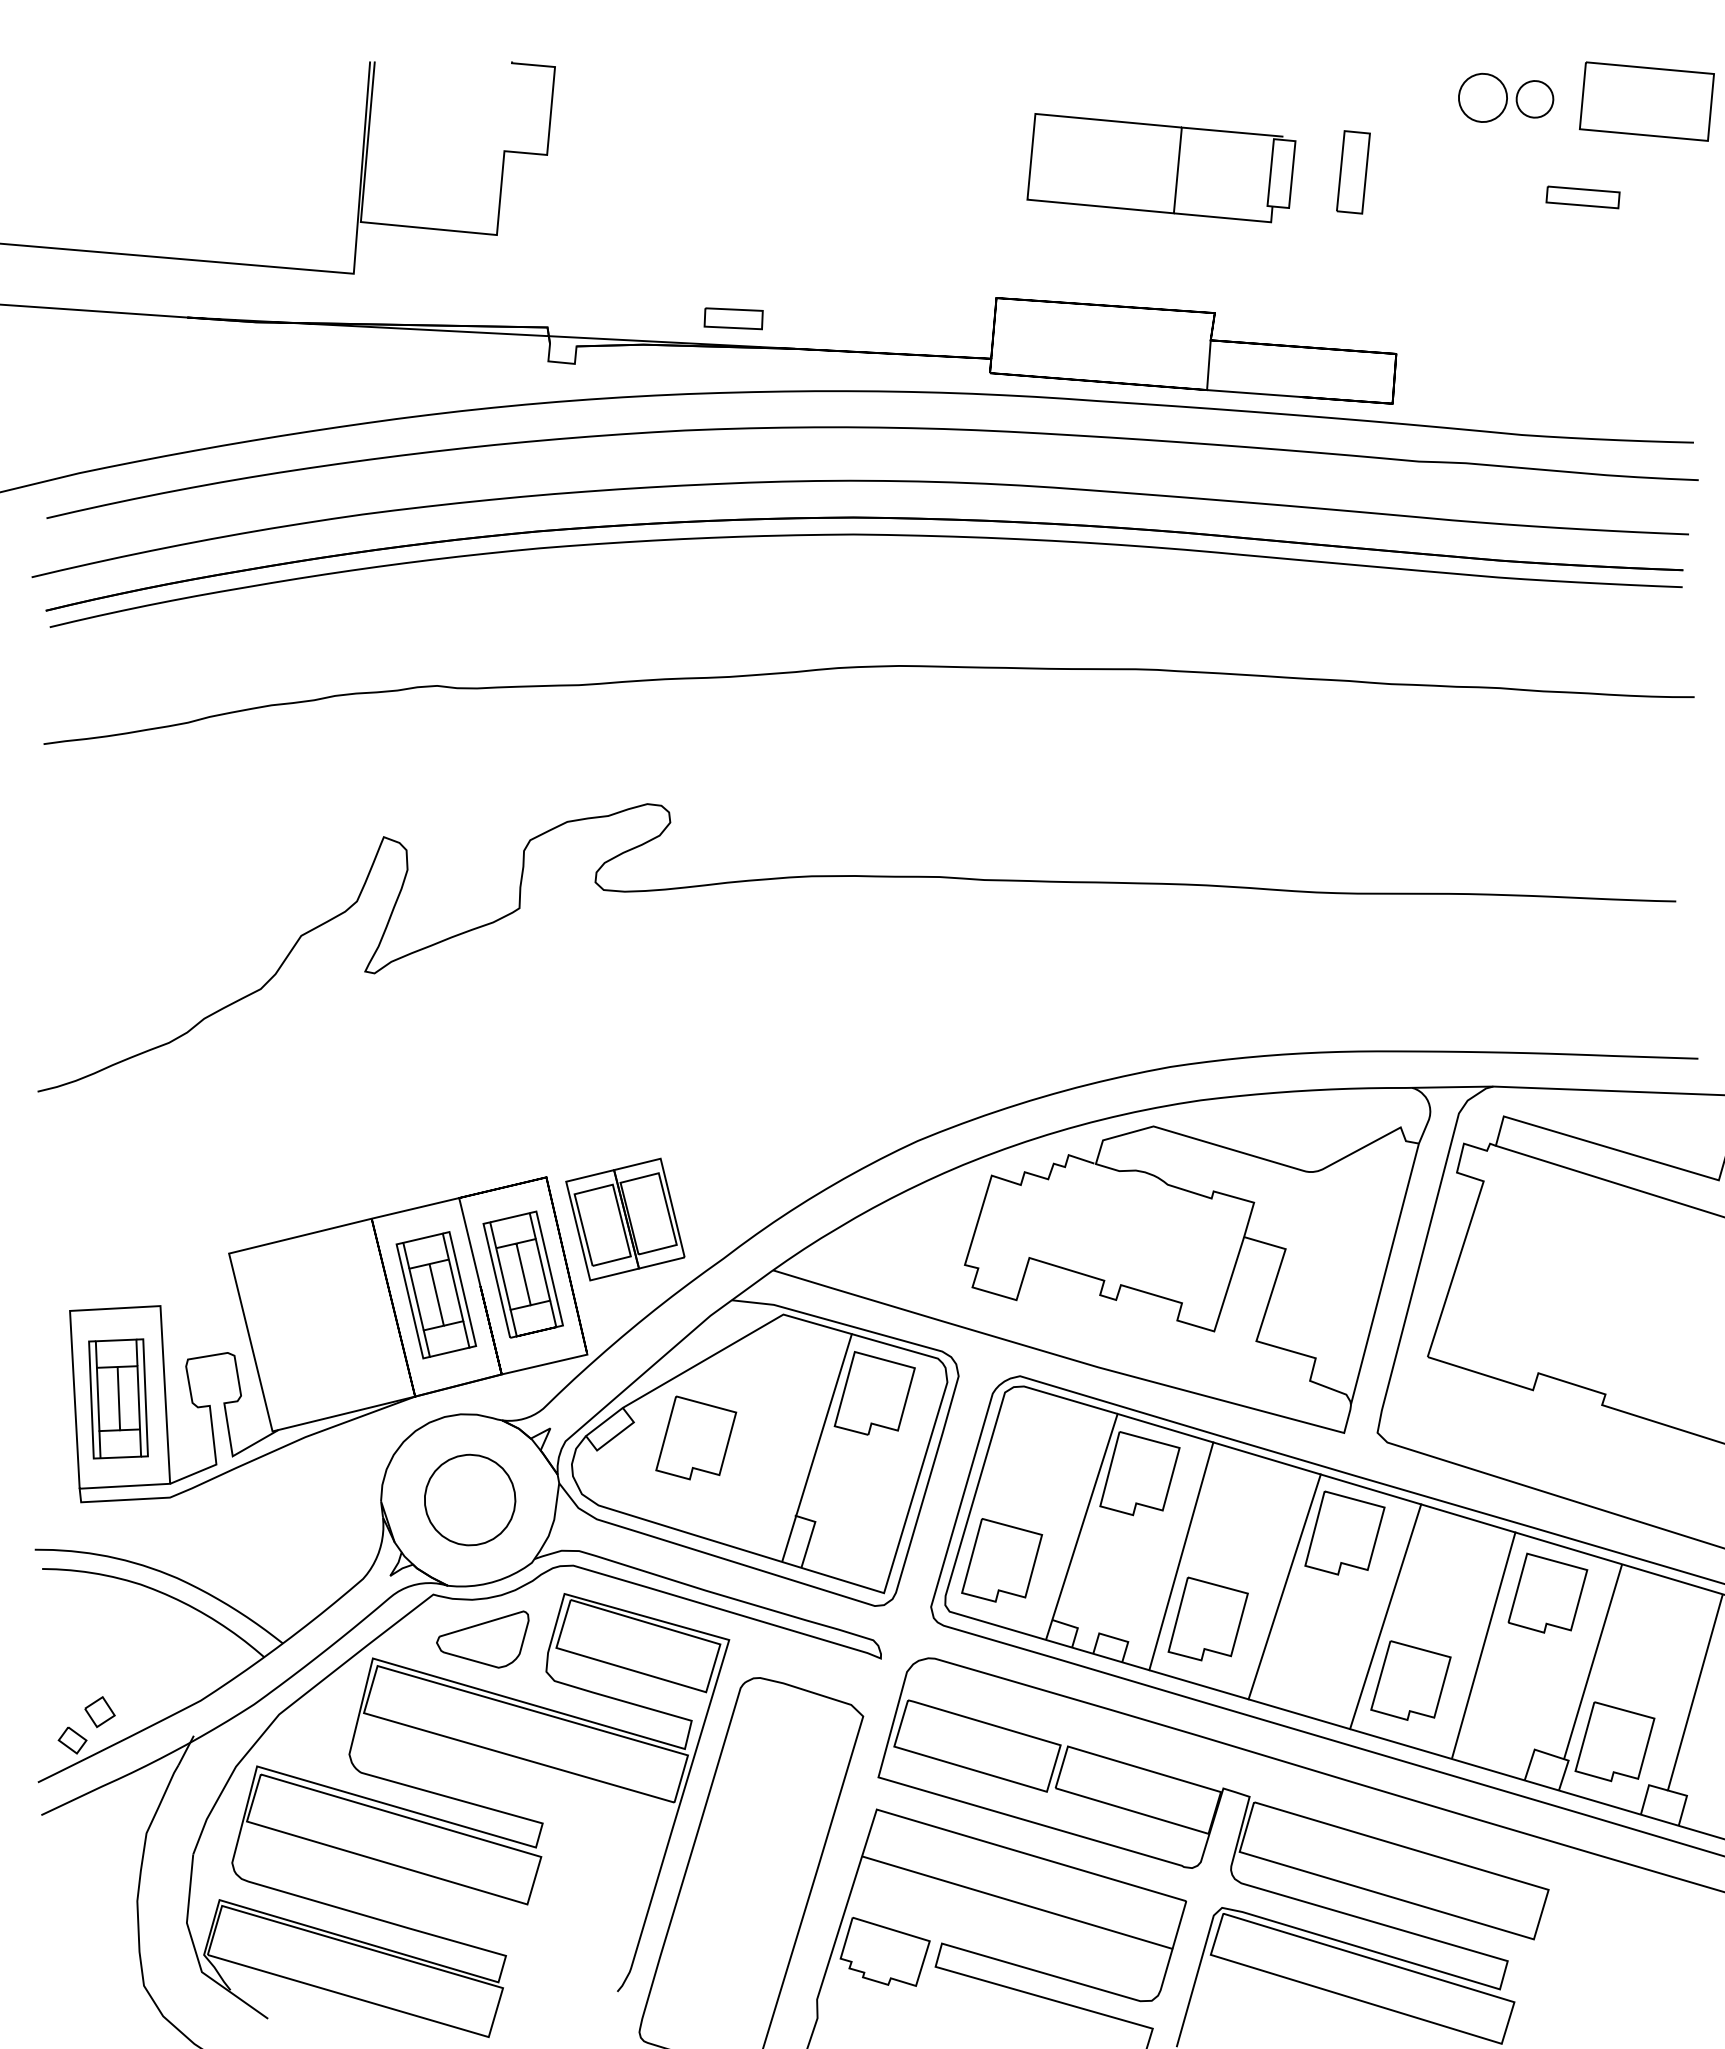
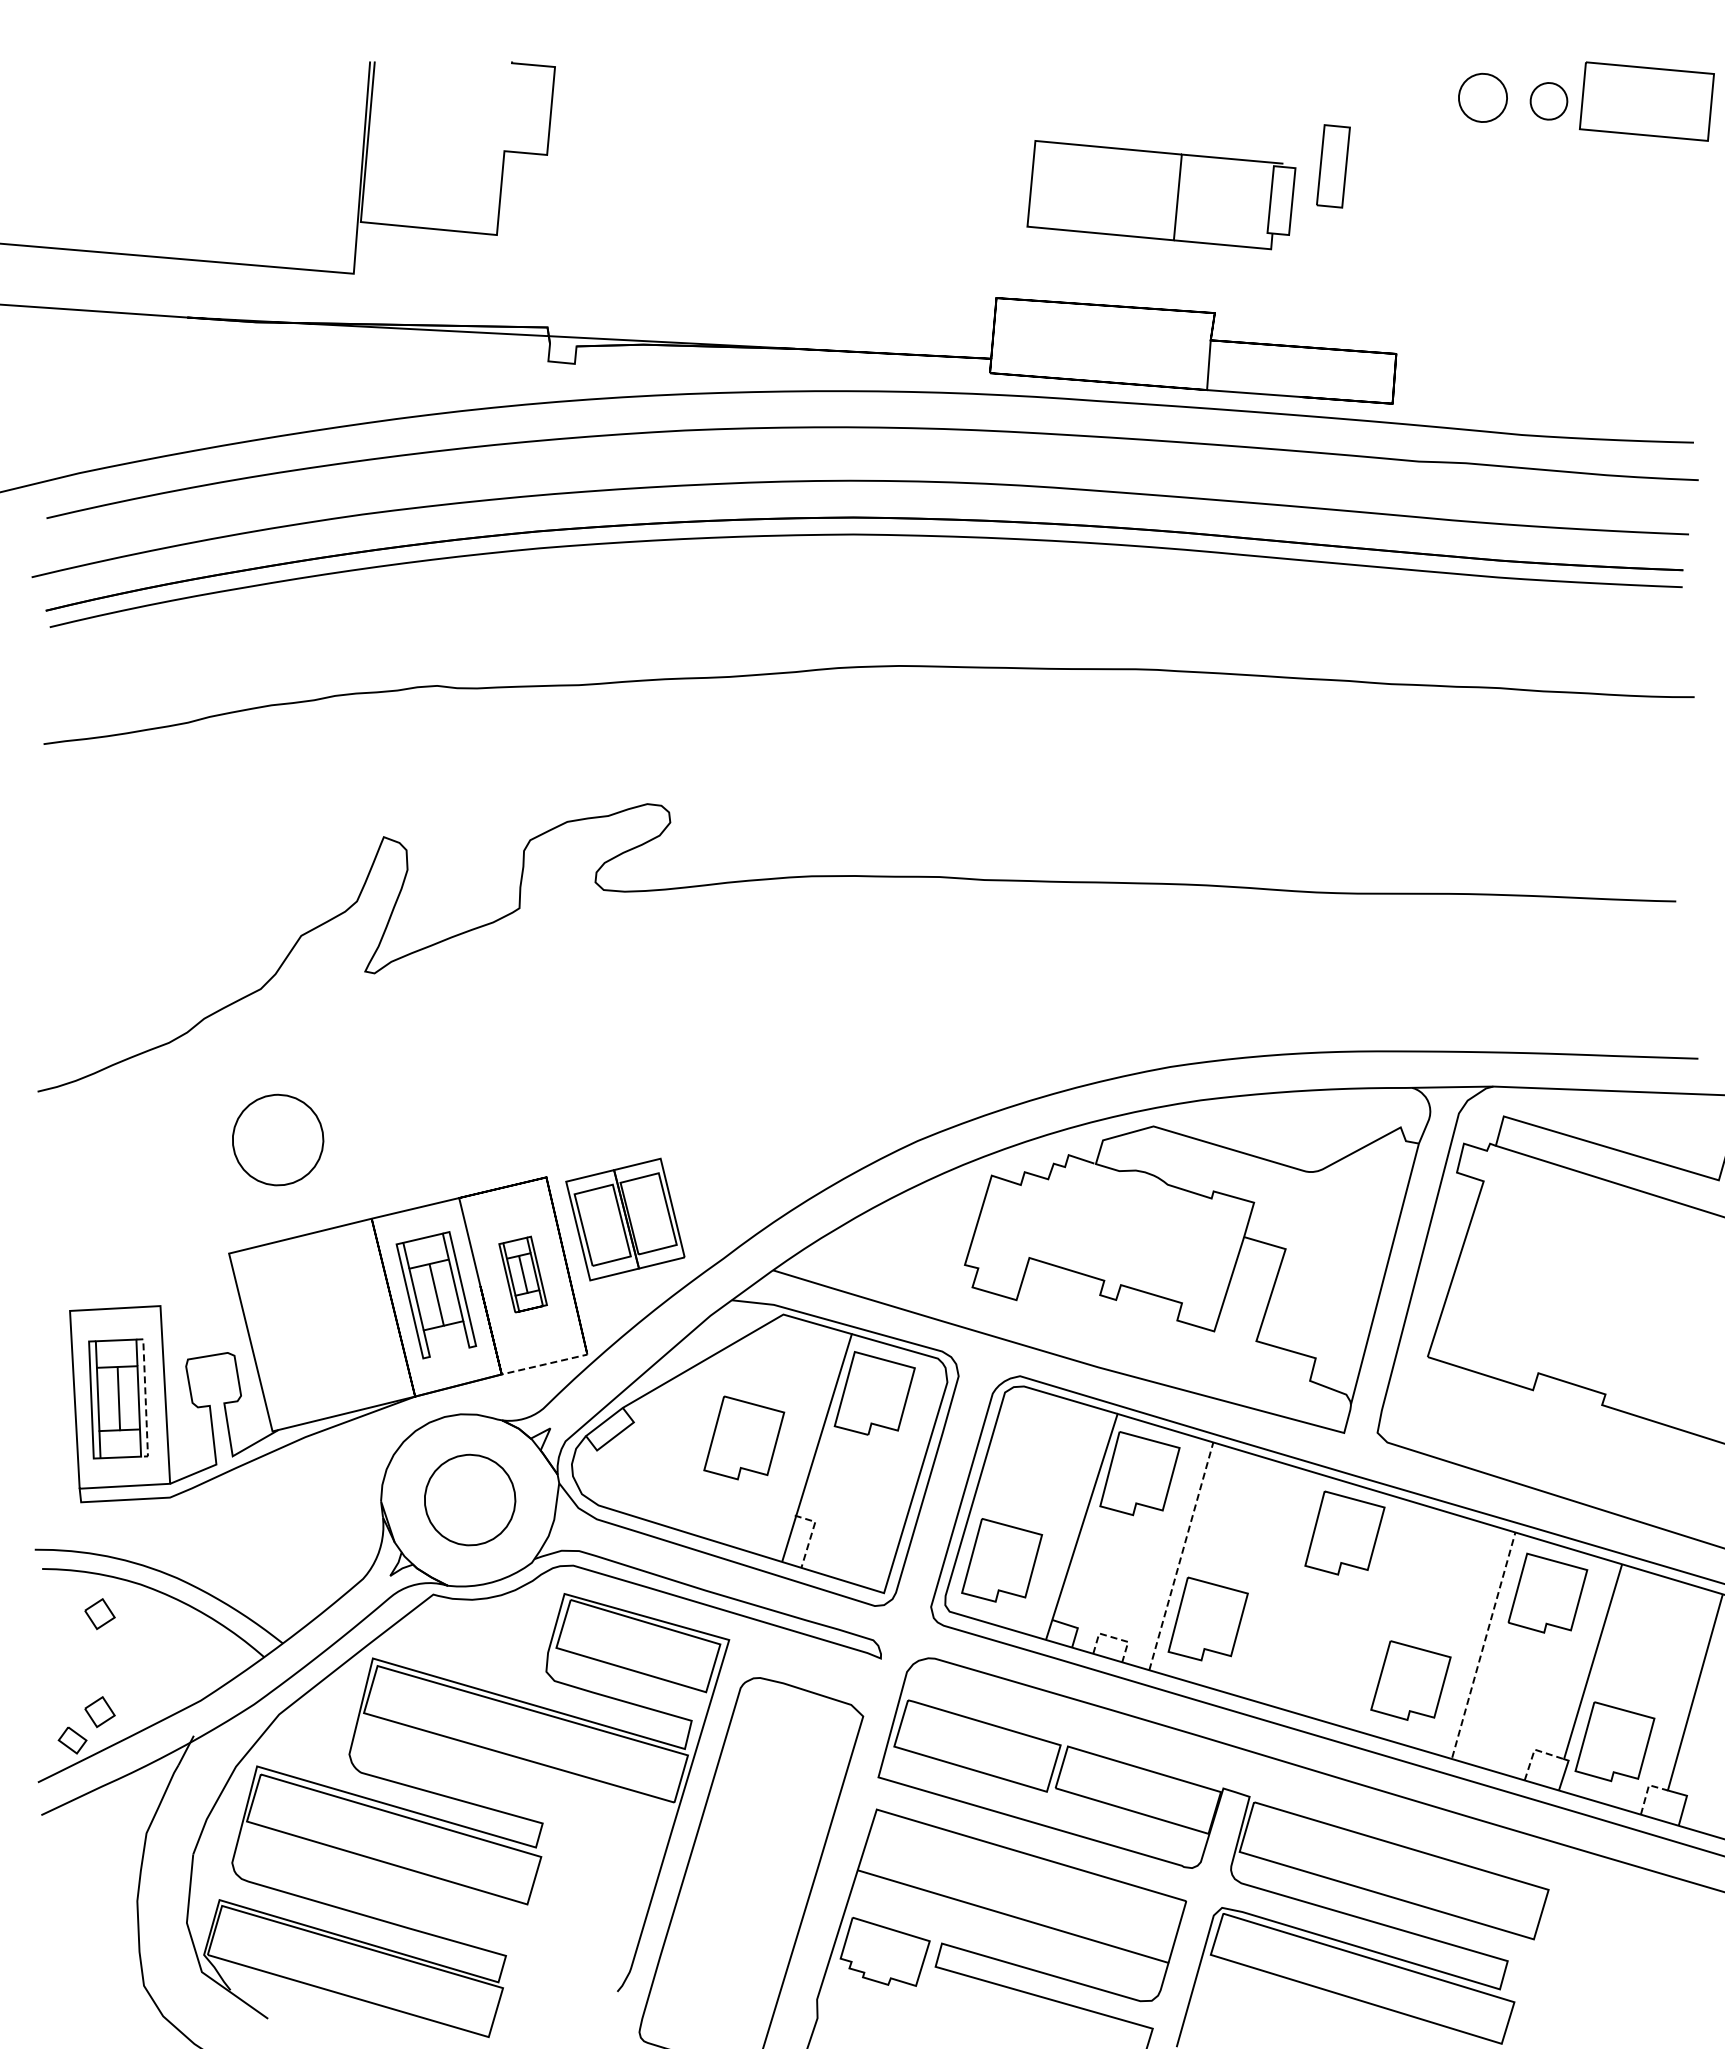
part position: (1534, 99) -> (1548, 101) (1548, 101)
part position: (1161, 168) -> (1161, 195) (1161, 195)
part position: (1353, 172) -> (1333, 166) (1333, 166)
part: present -> none (1582, 197)
part: present -> none (733, 318)
part: none -> present (278, 1139)
part size: 82x129 px -> 50x79 px (522, 1274)
line: present -> none (449, 1351)
line: solid -> dashed (546, 1364)
line: solid -> dashed (145, 1397)
part position: (696, 1437) -> (744, 1437) (744, 1437)
line: solid -> dashed (811, 1534)
line: solid -> dashed (1181, 1555)
line: present -> none (1284, 1586)
part: none -> present (99, 1614)
line: present -> none (1385, 1616)
line: solid -> dashed (1114, 1637)
part: present -> none (482, 1639)
line: solid -> dashed (1483, 1645)
line: solid -> dashed (1534, 1749)
line: solid -> dashed (1647, 1789)
line position: (1017, 1902) -> (1013, 1916) (1013, 1916)
